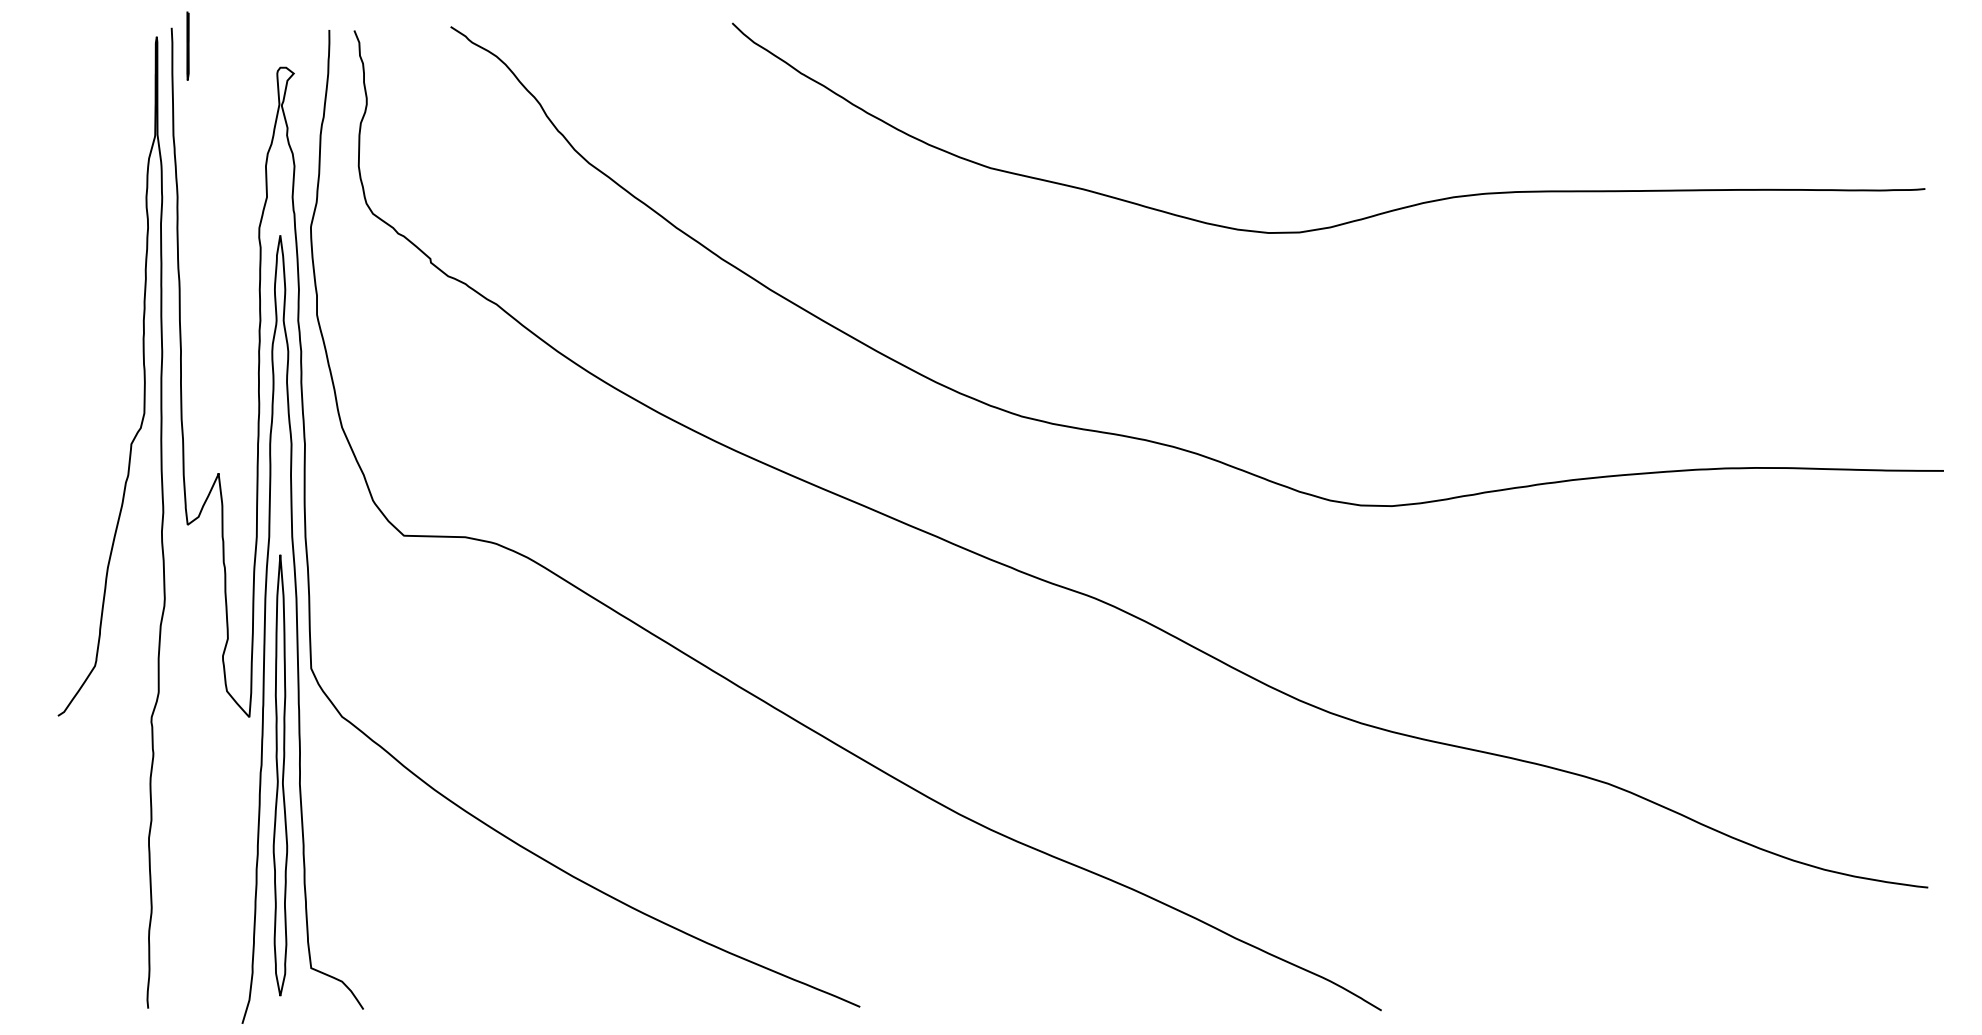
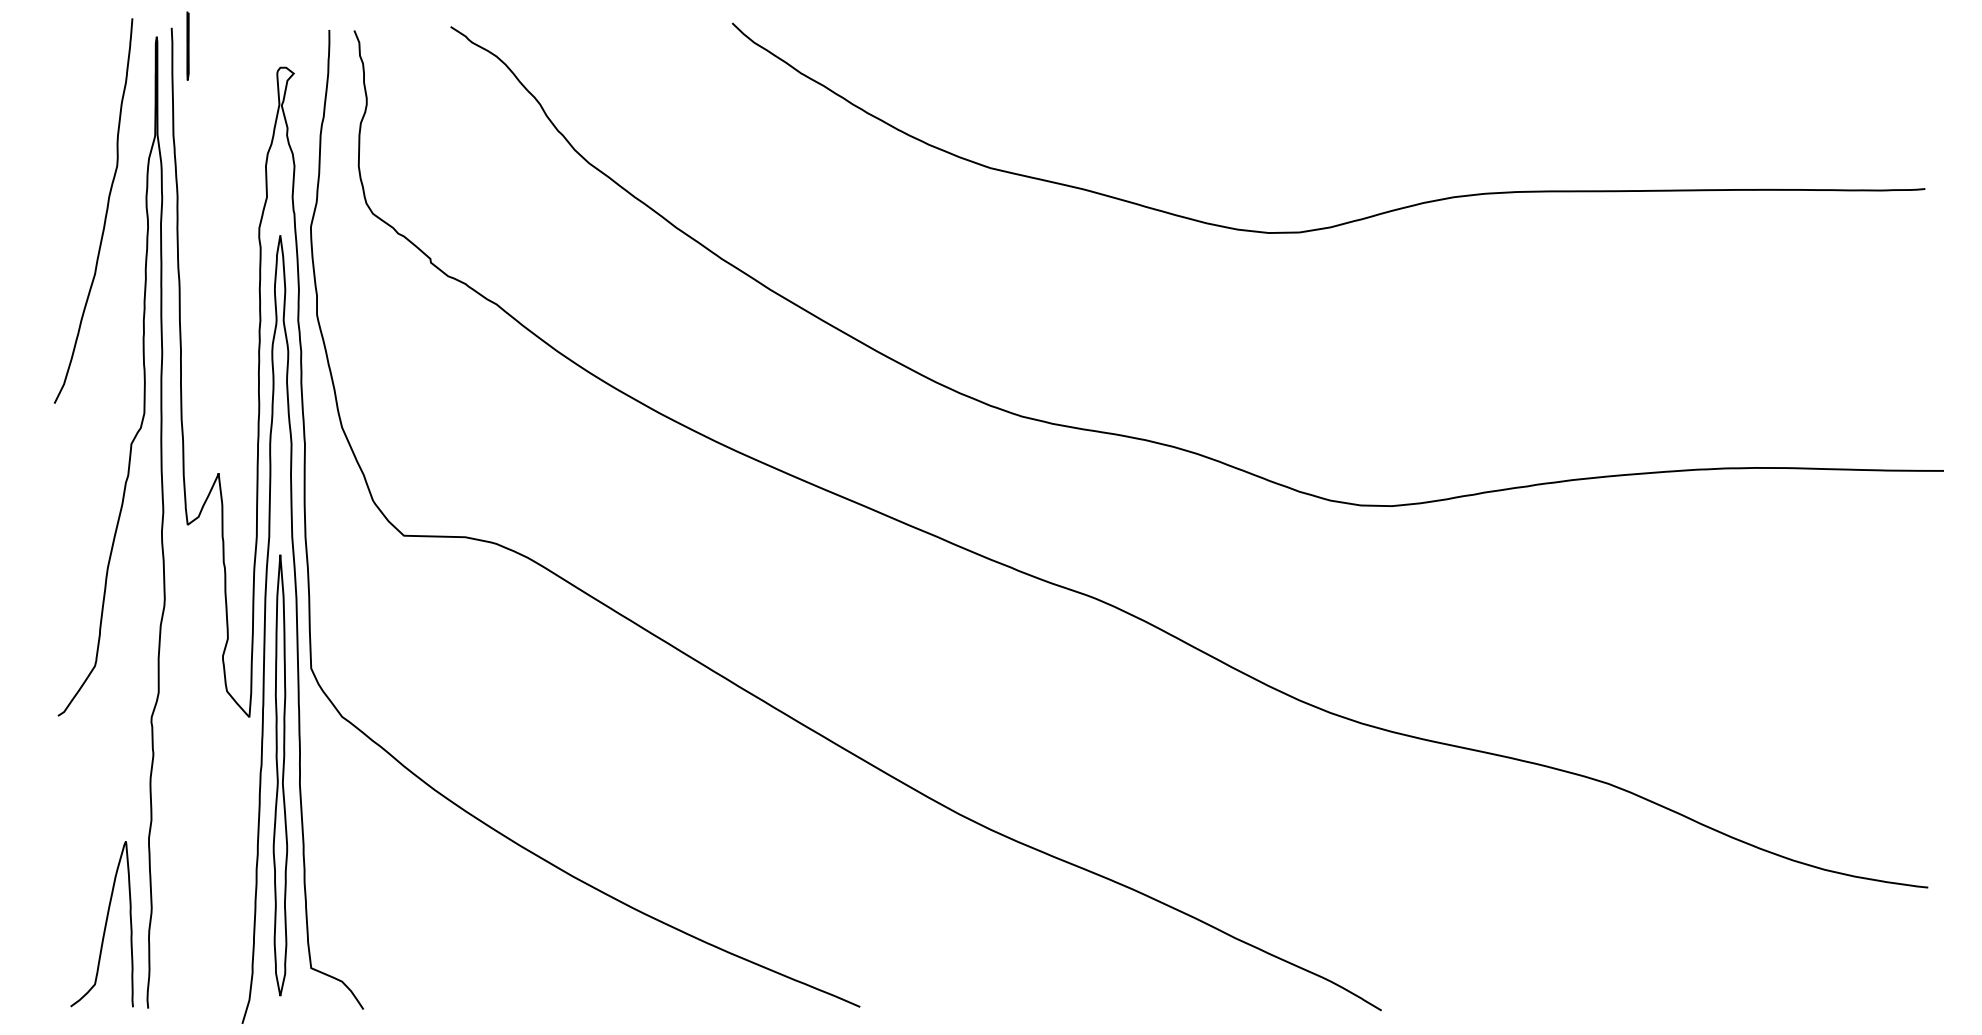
curve: none -> present (105, 212)
curve: none -> present (104, 925)
